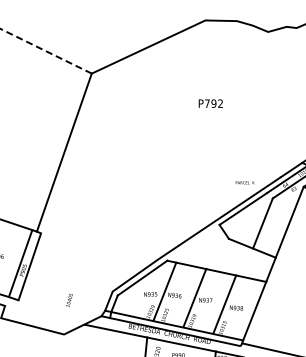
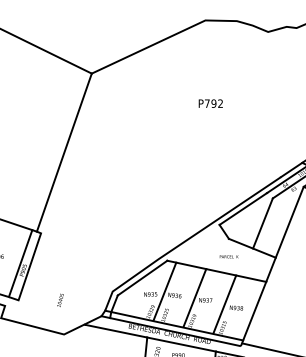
line: dashed -> solid (46, 51)
text position: (244, 182) -> (228, 256) (228, 256)
text position: (69, 299) -> (60, 299) (60, 299)
